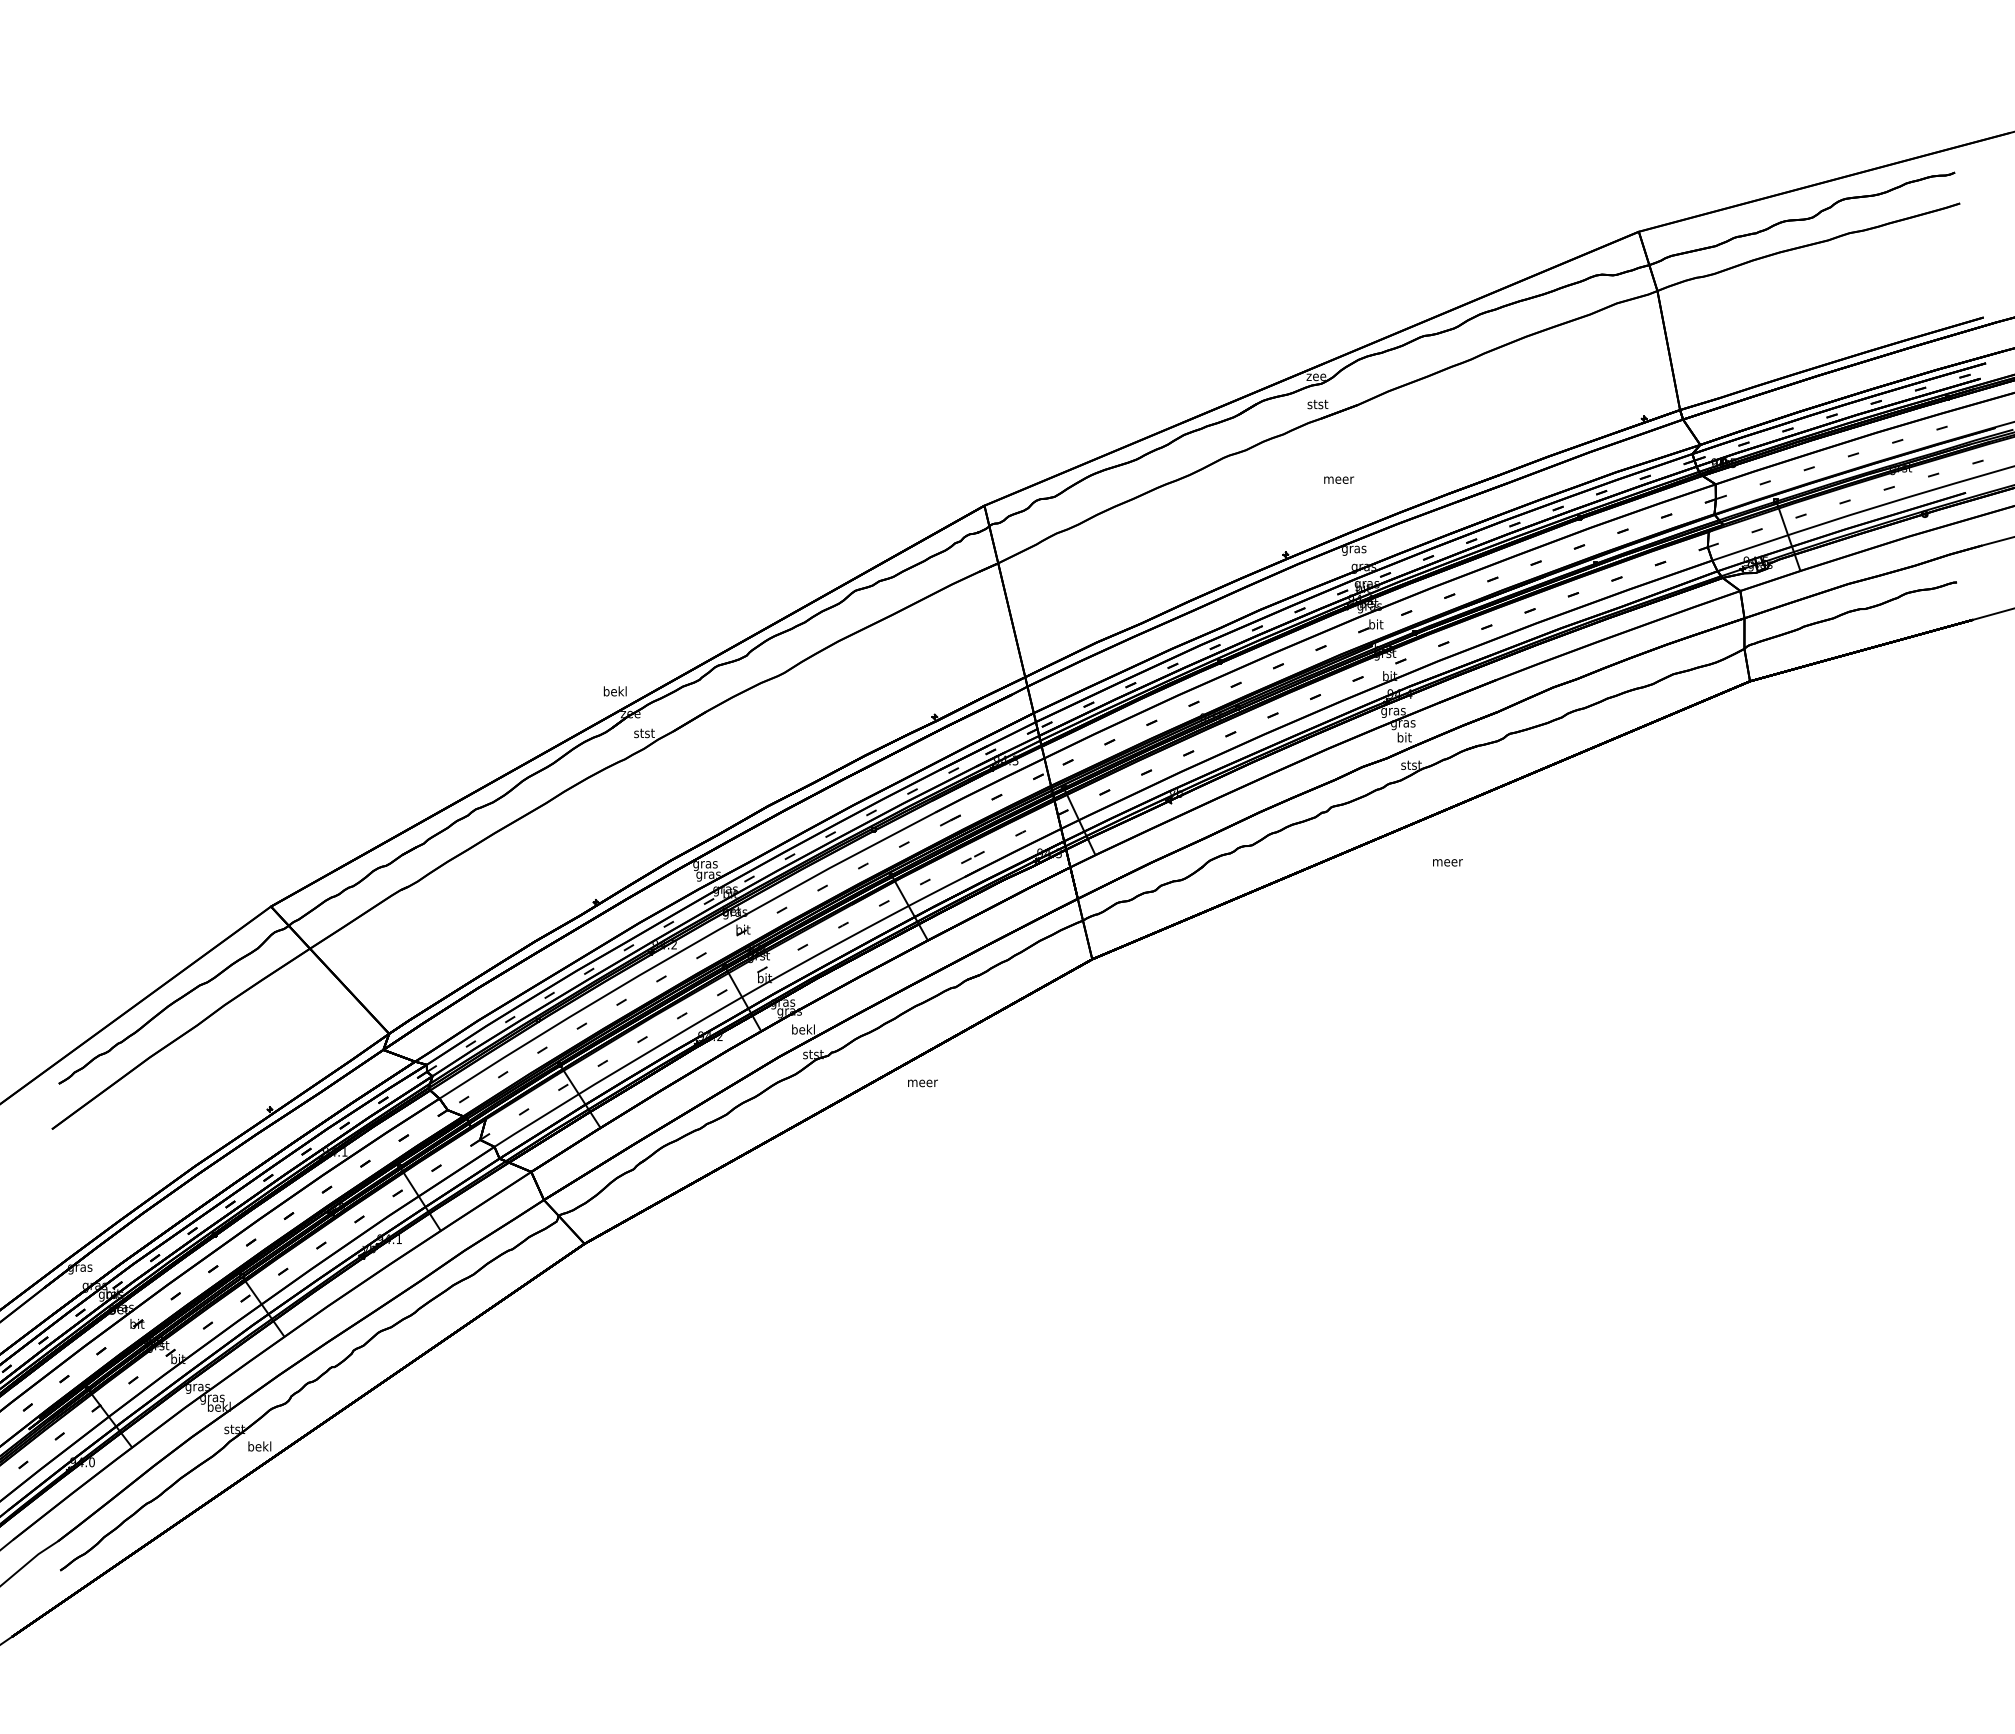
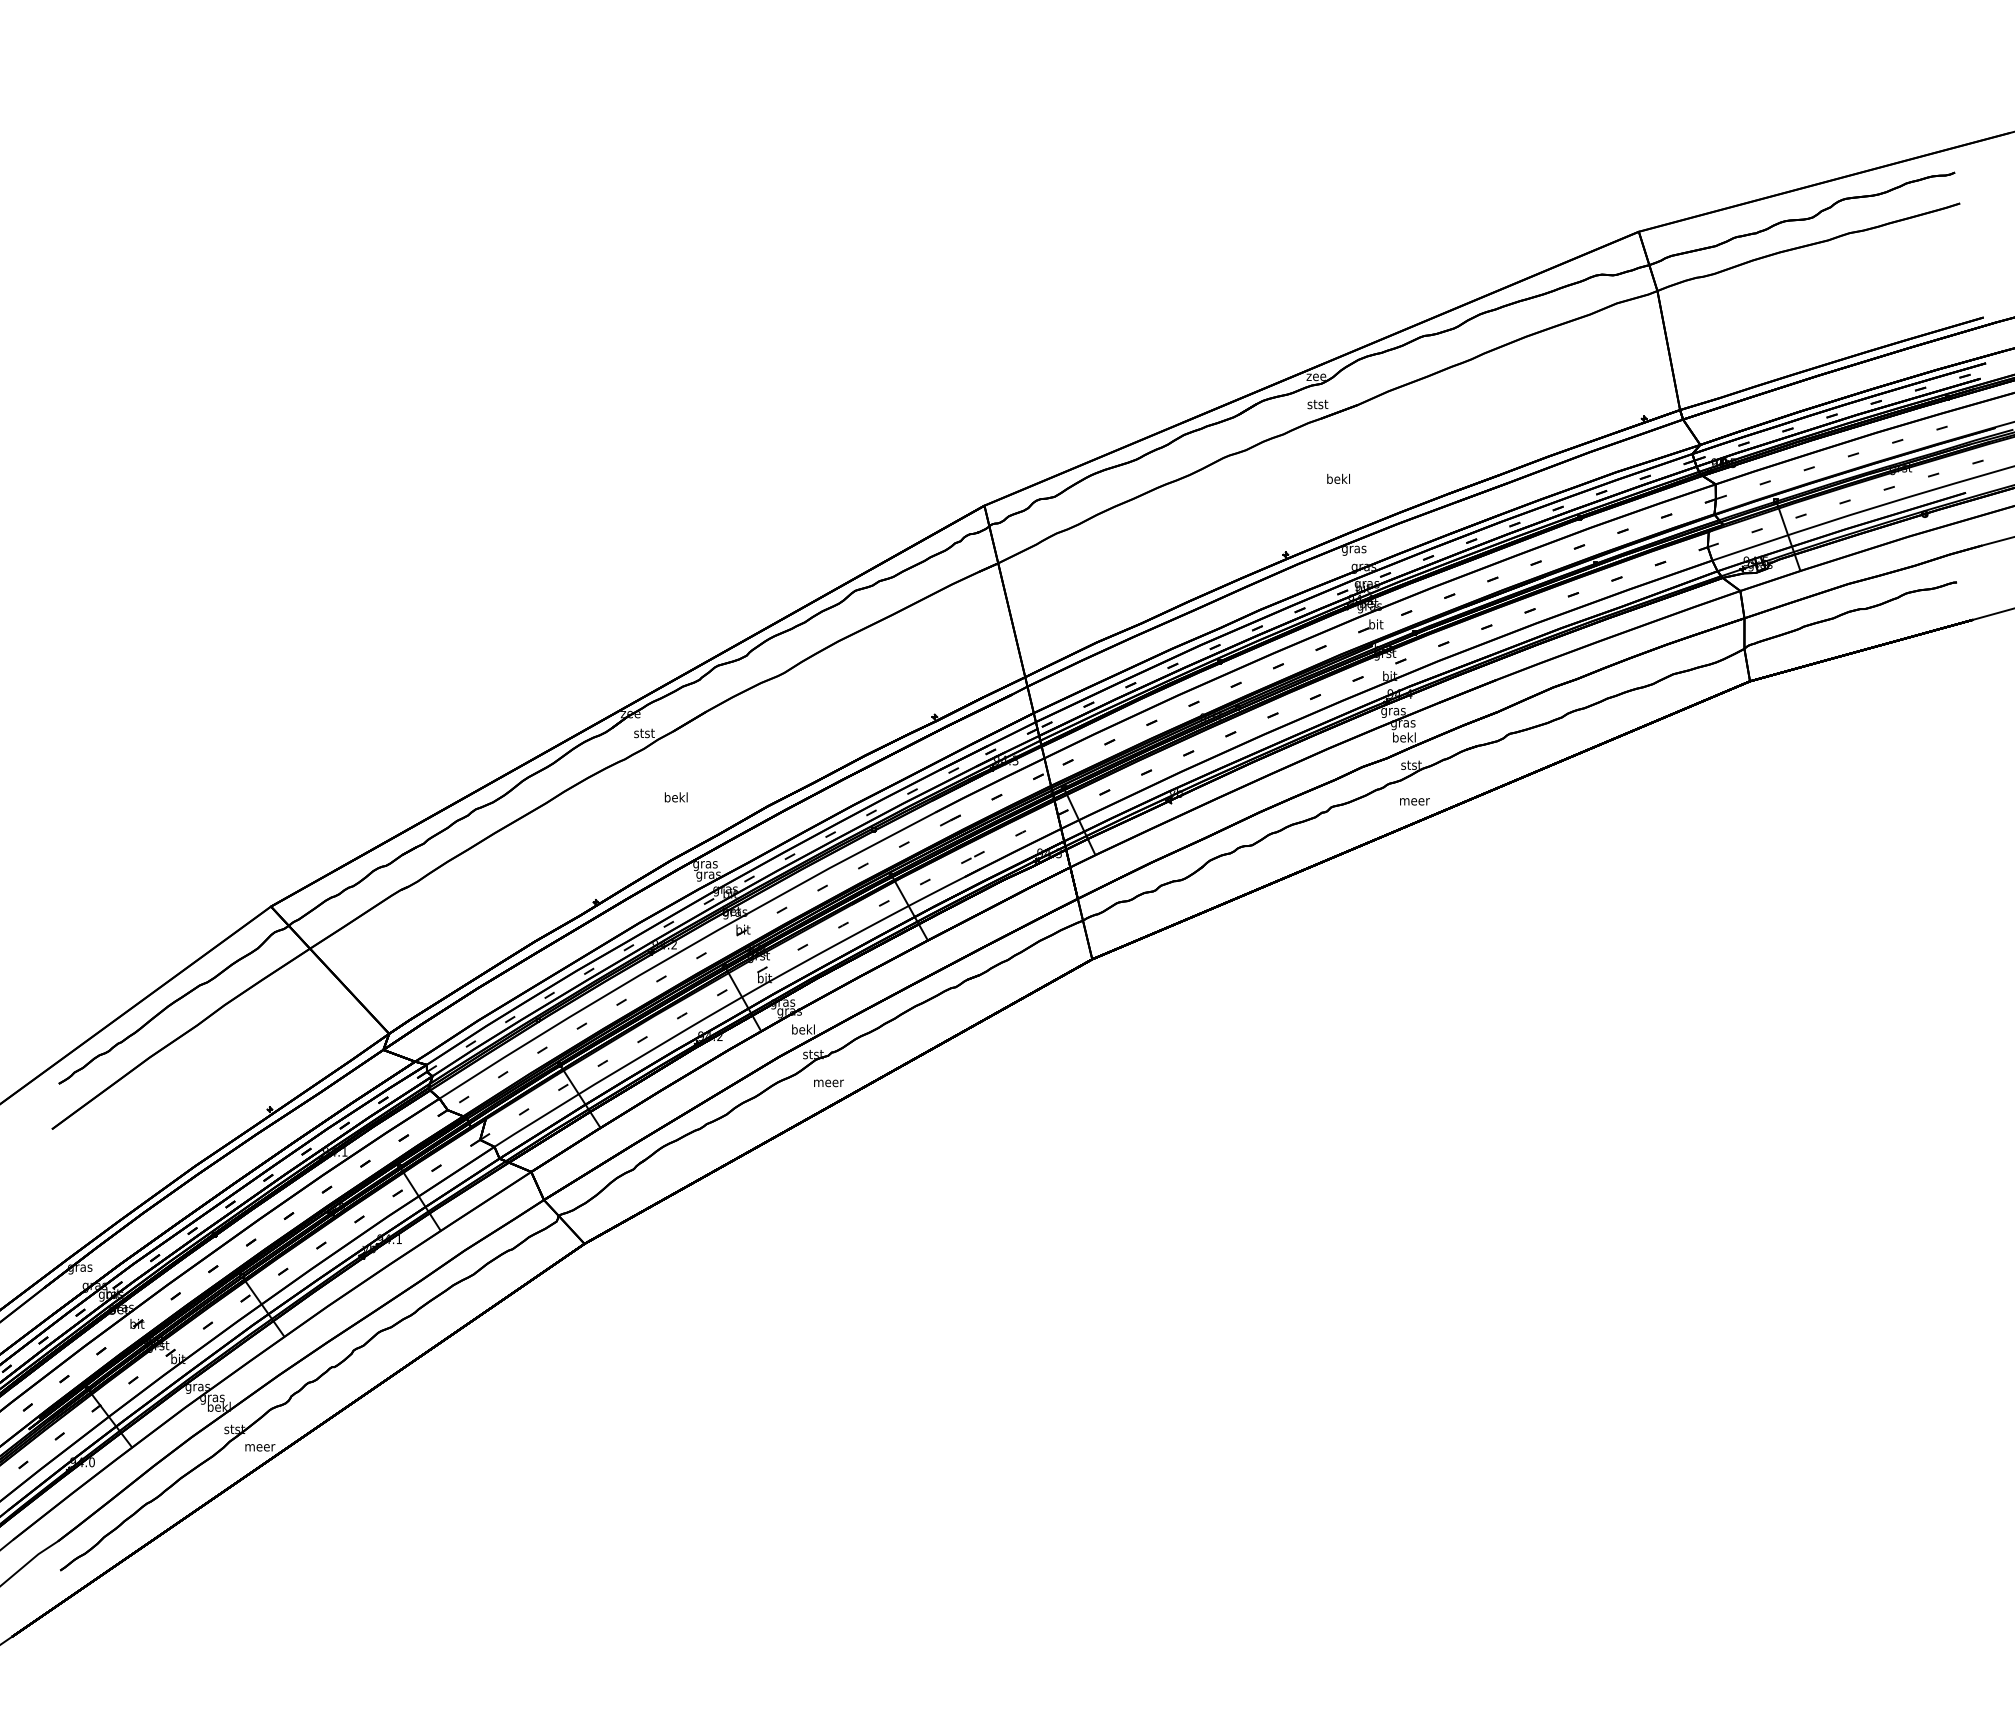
text: meer -> bekl (1339, 478)
text position: (614, 691) -> (675, 797) (675, 797)
text: bit -> bekl (1404, 737)
text position: (1447, 862) -> (1414, 801) (1414, 801)
text position: (922, 1083) -> (828, 1083) (828, 1083)
text: bekl -> meer (260, 1446)
